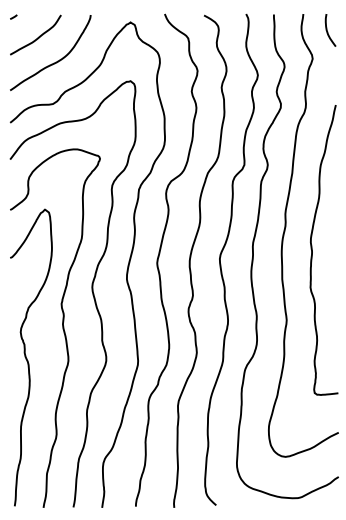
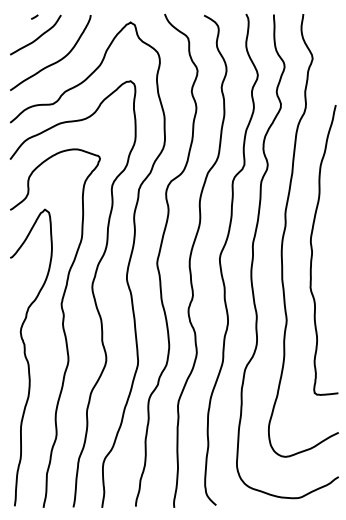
line position: (13, 16) -> (34, 16) (34, 16)
curve: present -> none (328, 32)
